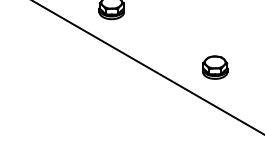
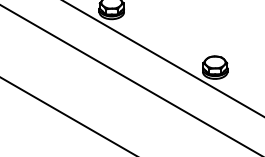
line position: (147, 67) -> (163, 58) (163, 58)
line: none -> present (130, 79)
line: none -> present (67, 115)
